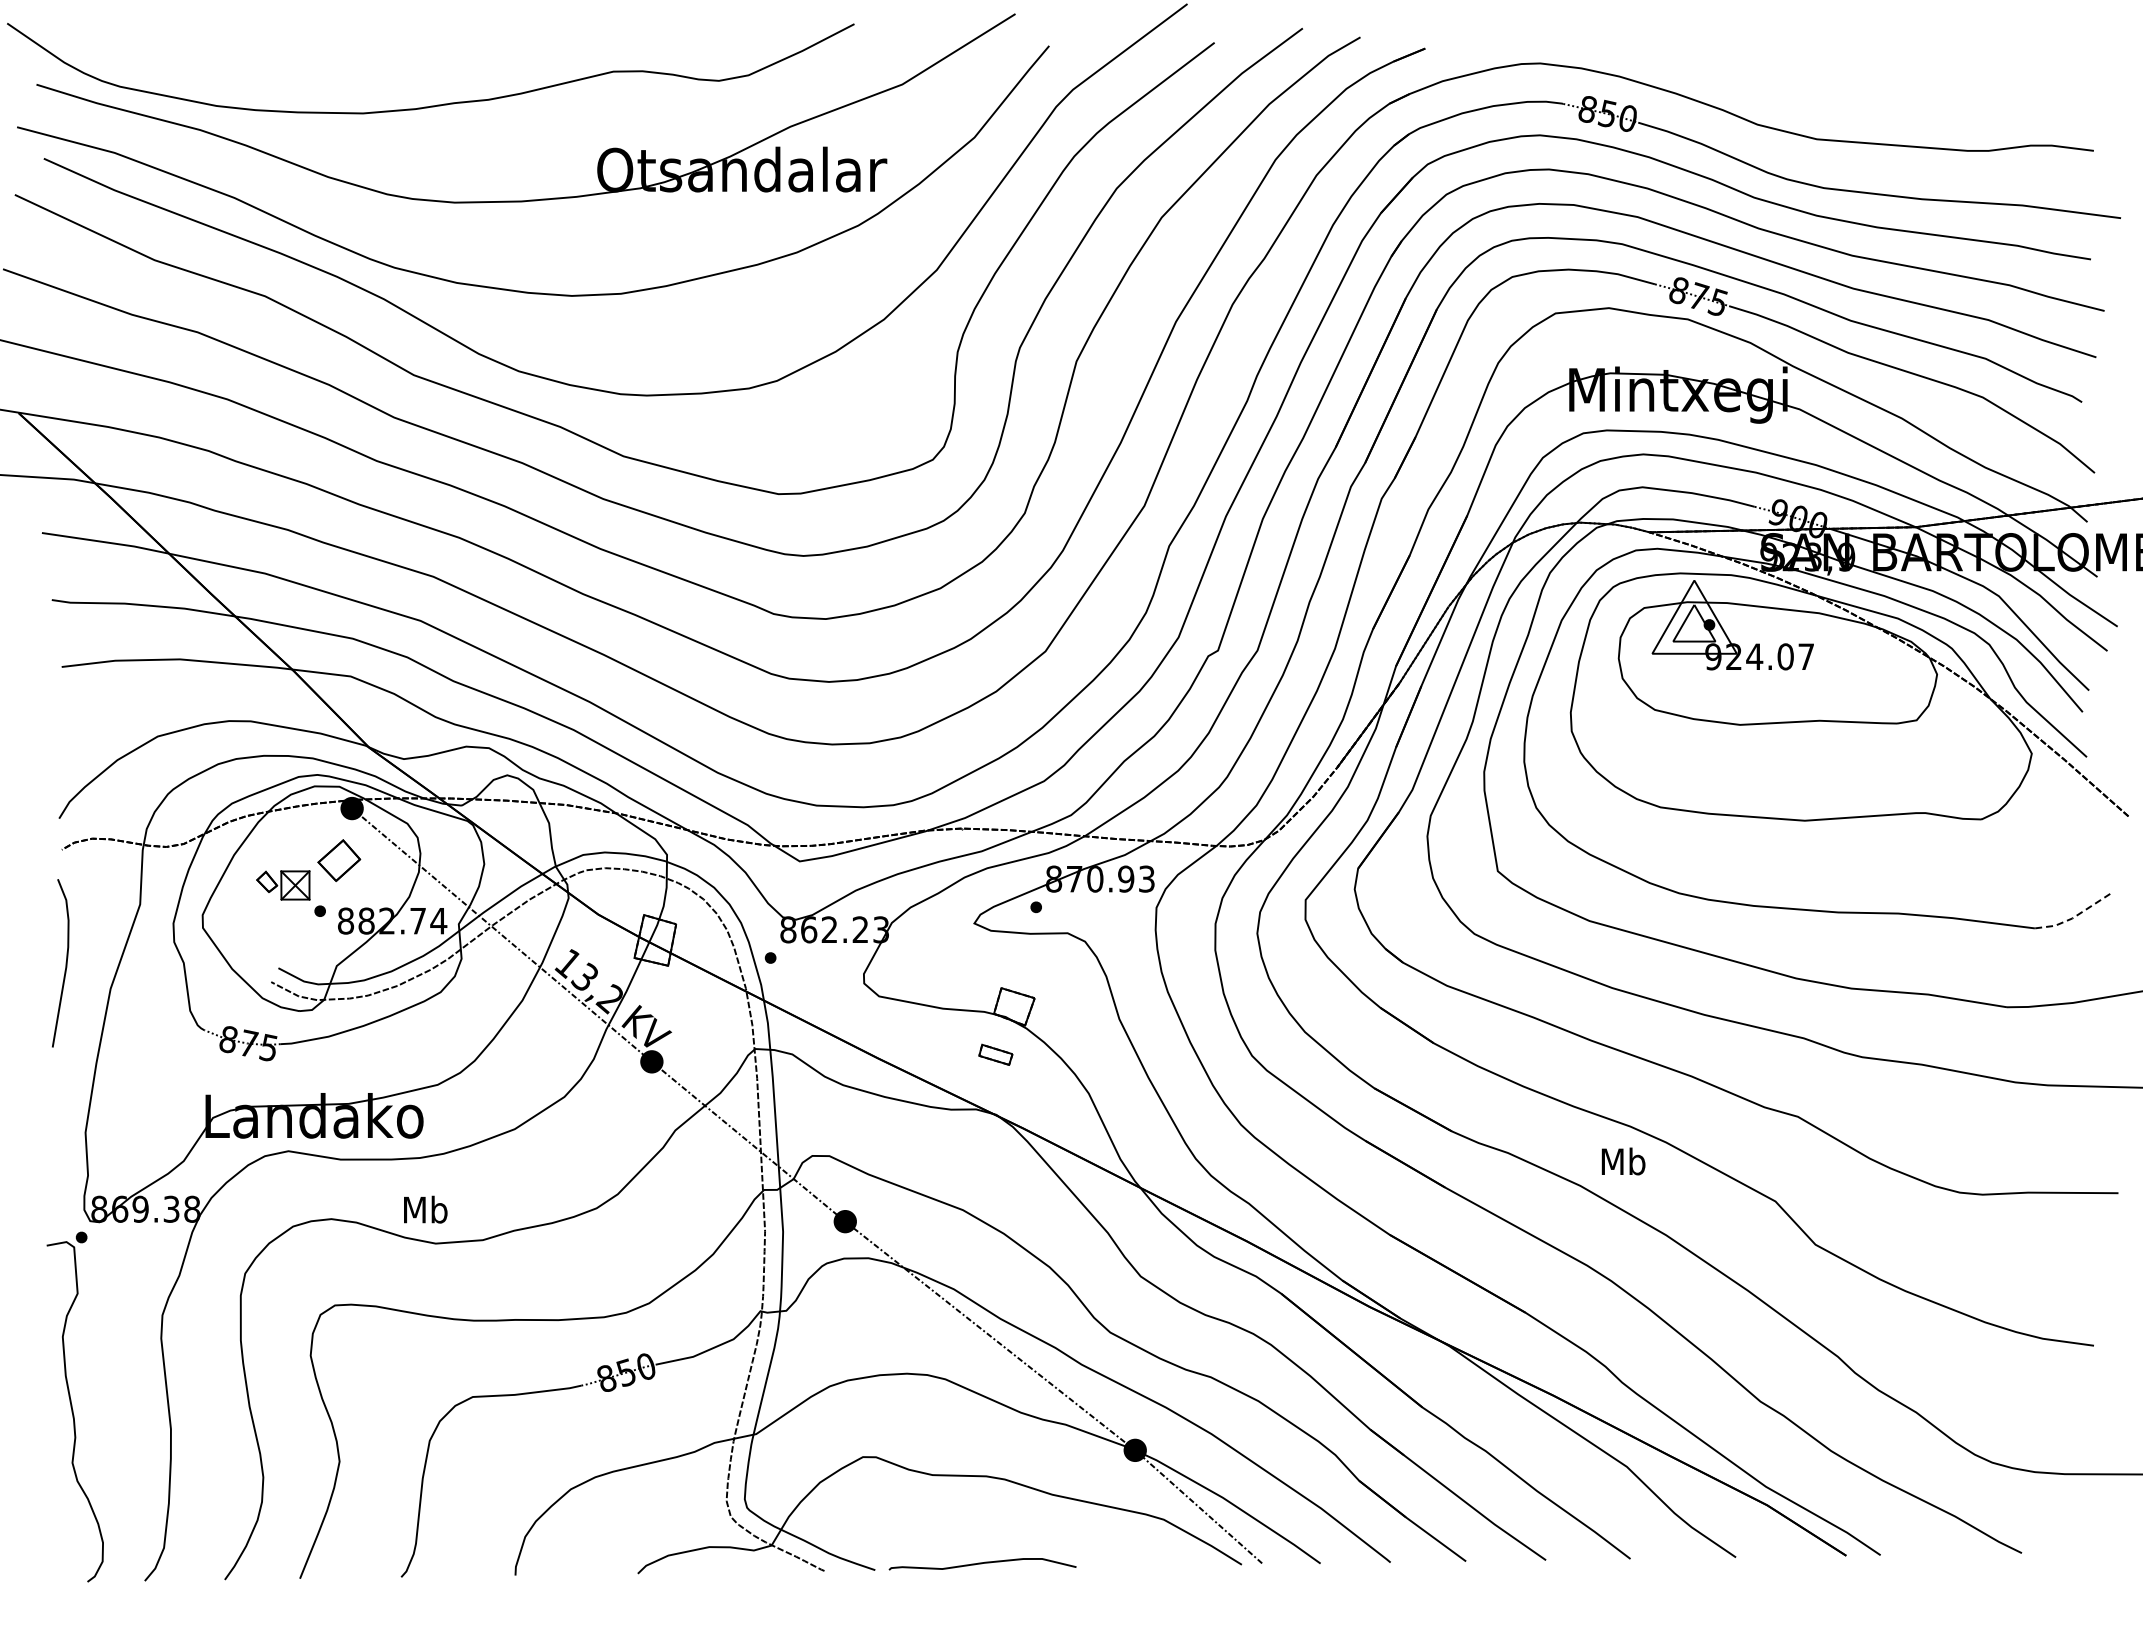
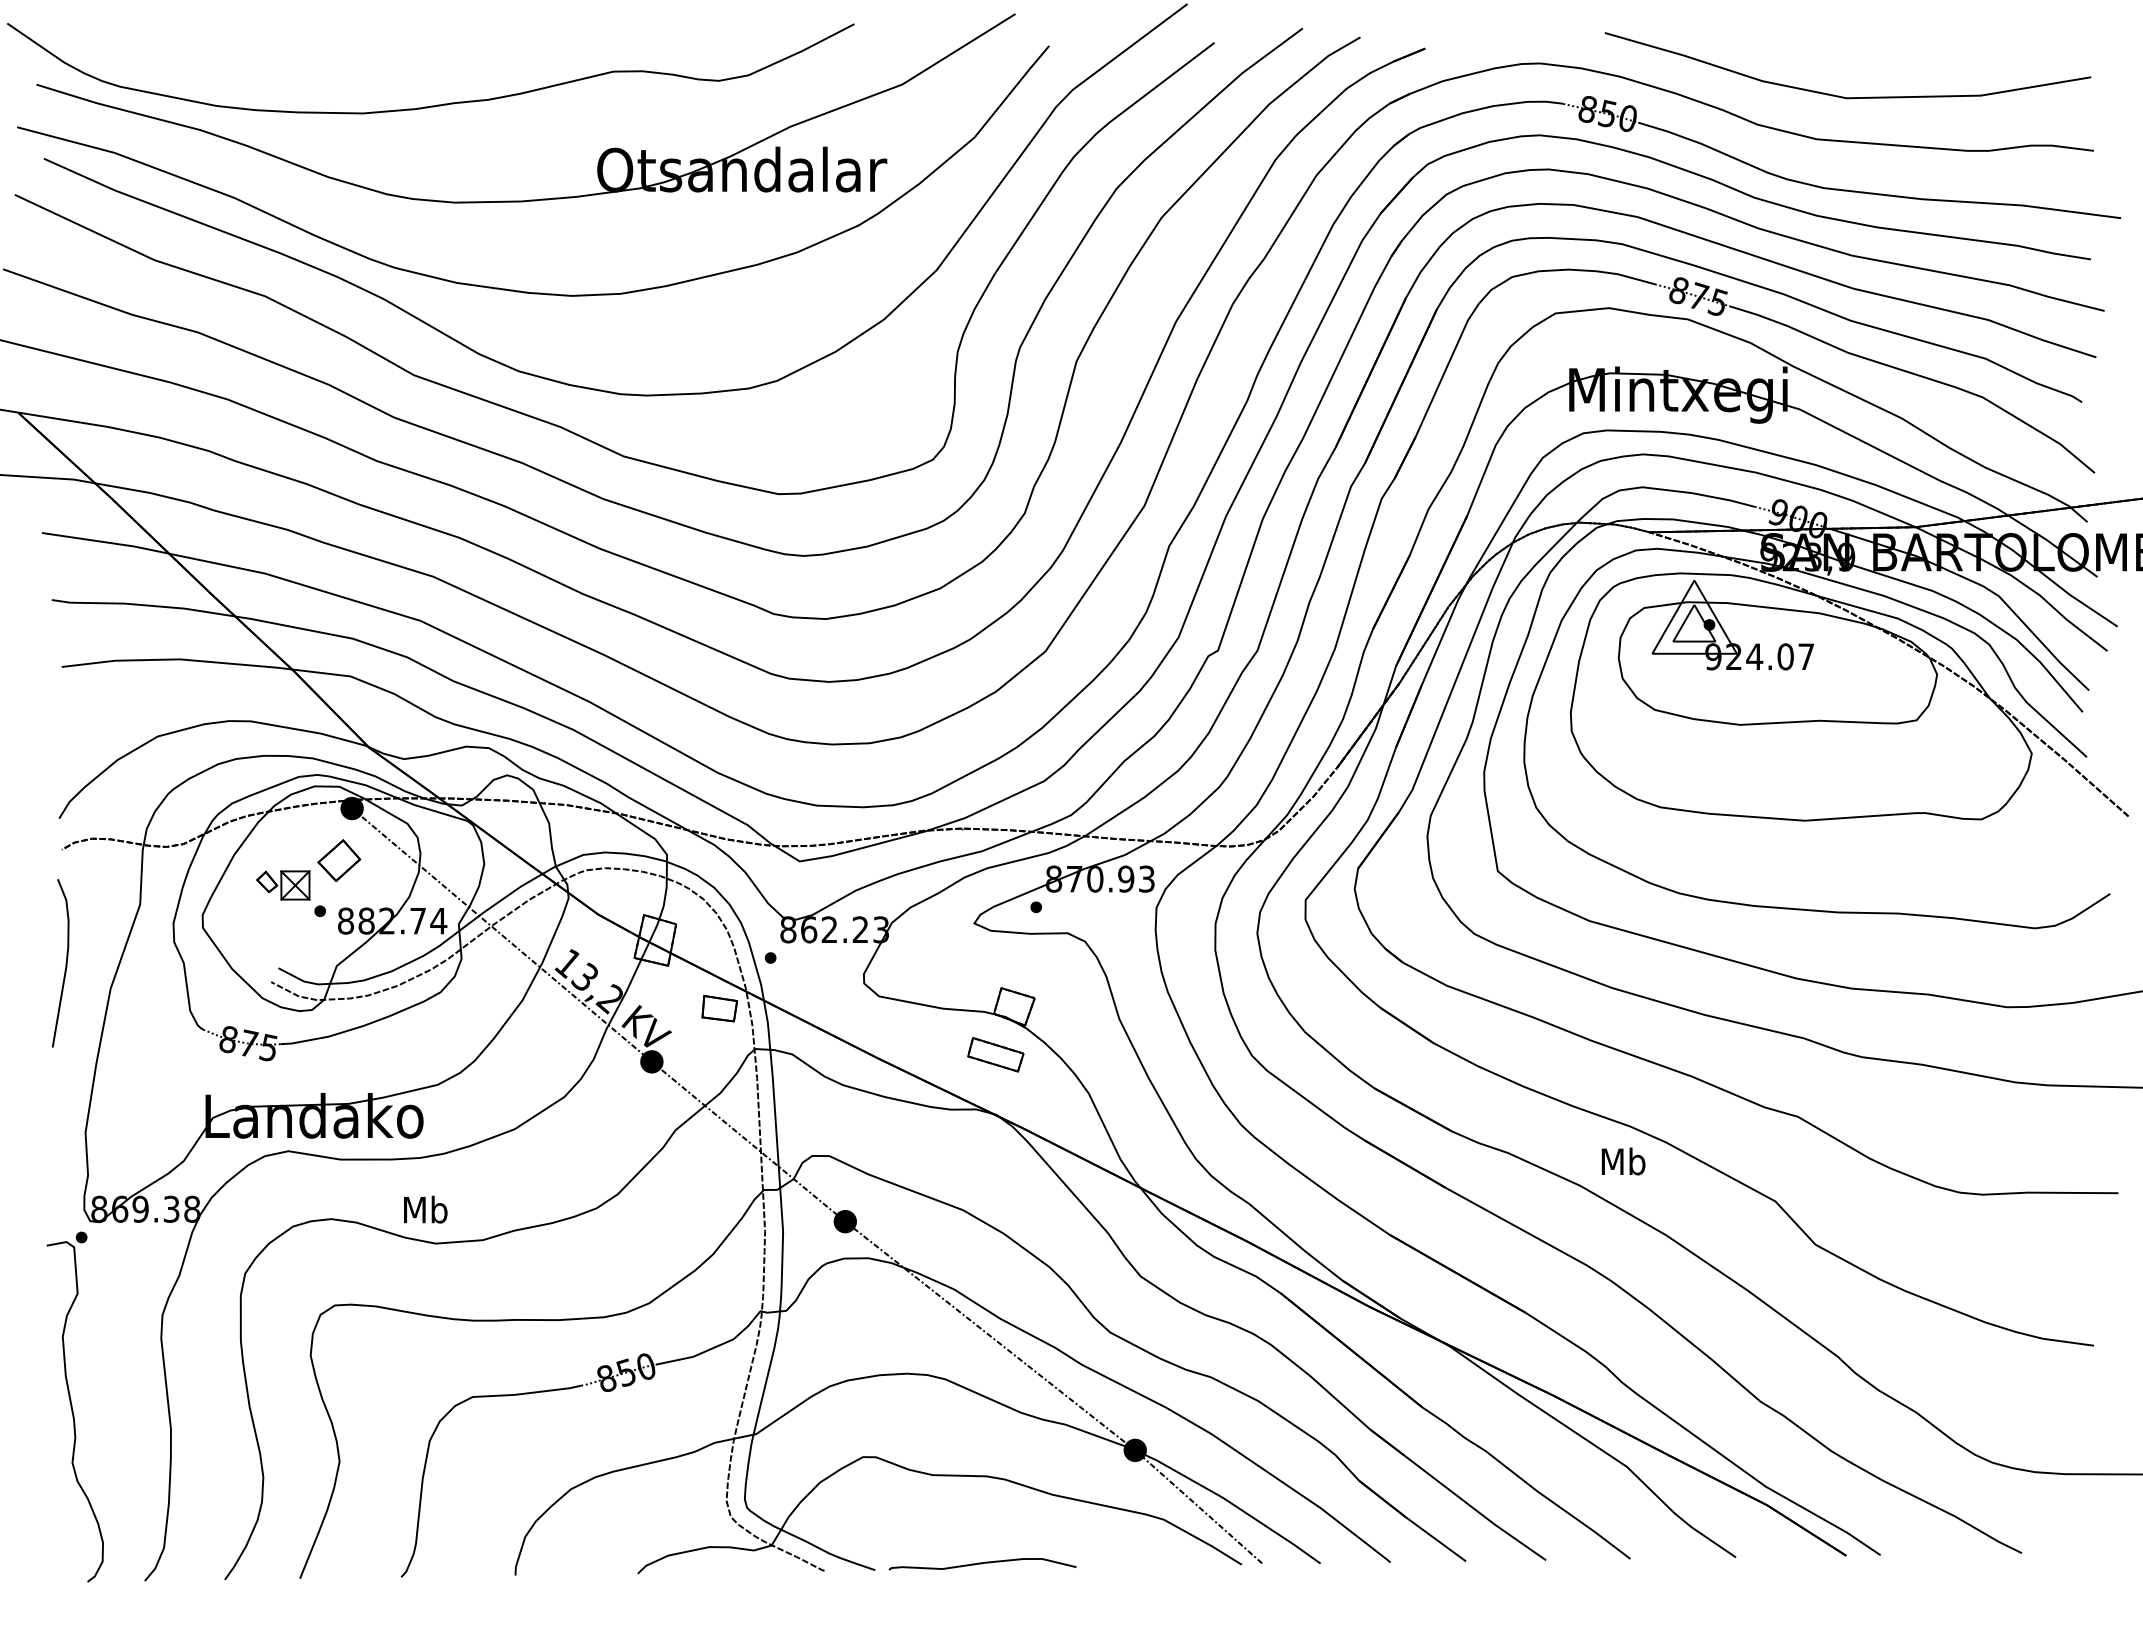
curve: none -> present (1839, 95)
line: dashed -> solid (2074, 917)
part: none -> present (719, 1008)
part size: 36x23 px -> 58x36 px (995, 1054)
